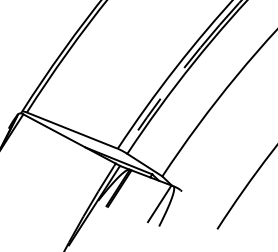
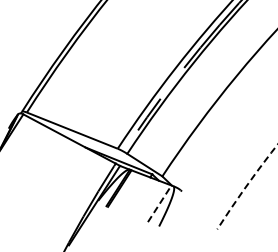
arc: solid -> dashed (246, 186)
line: solid -> dashed (159, 203)
